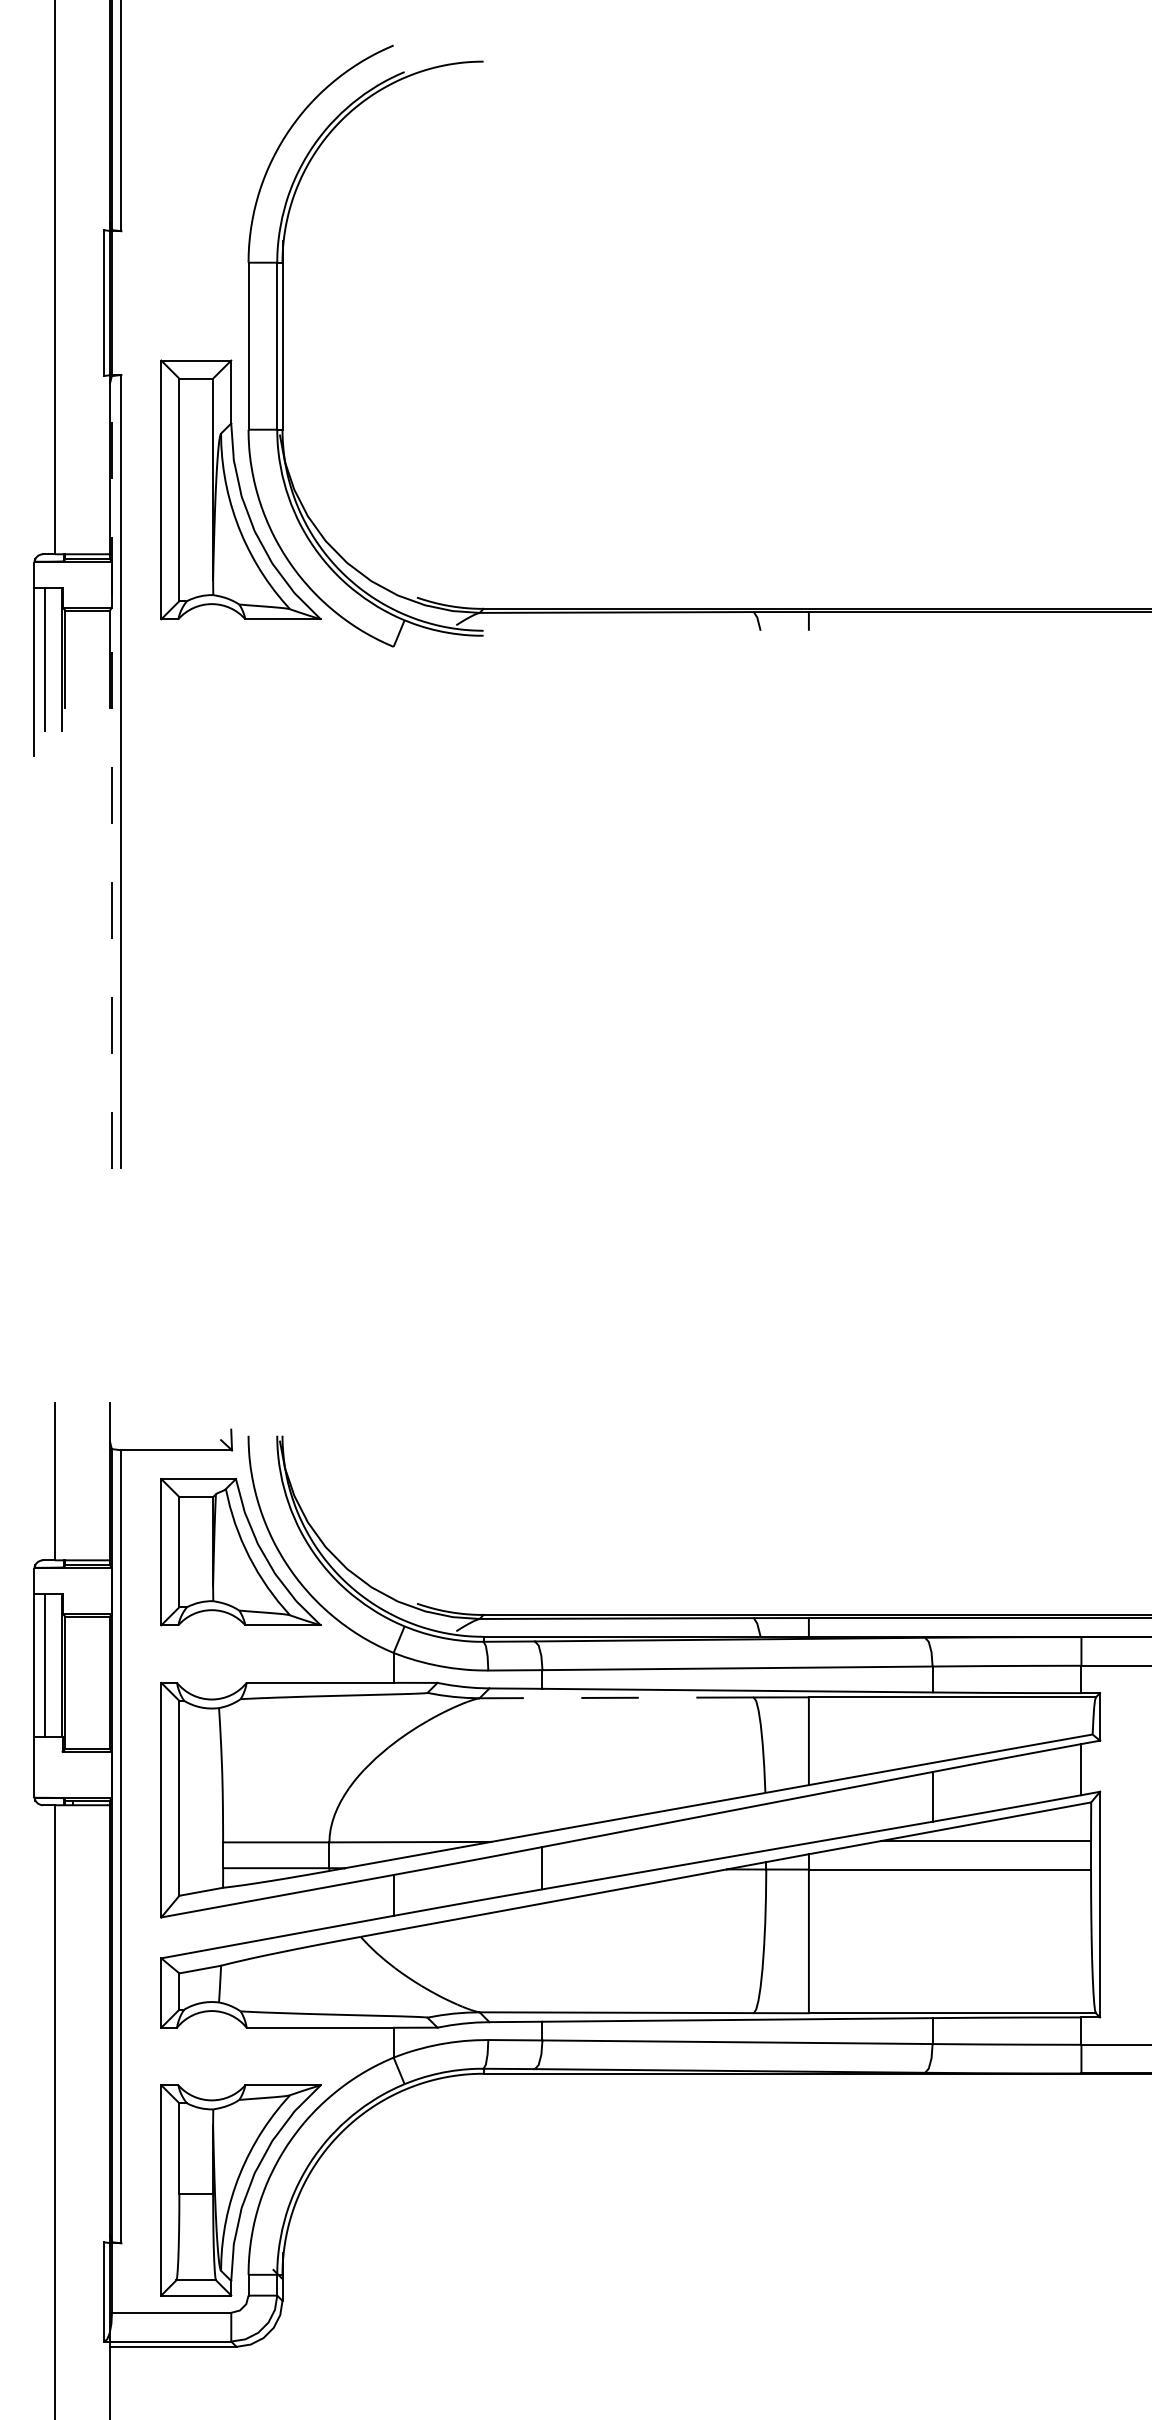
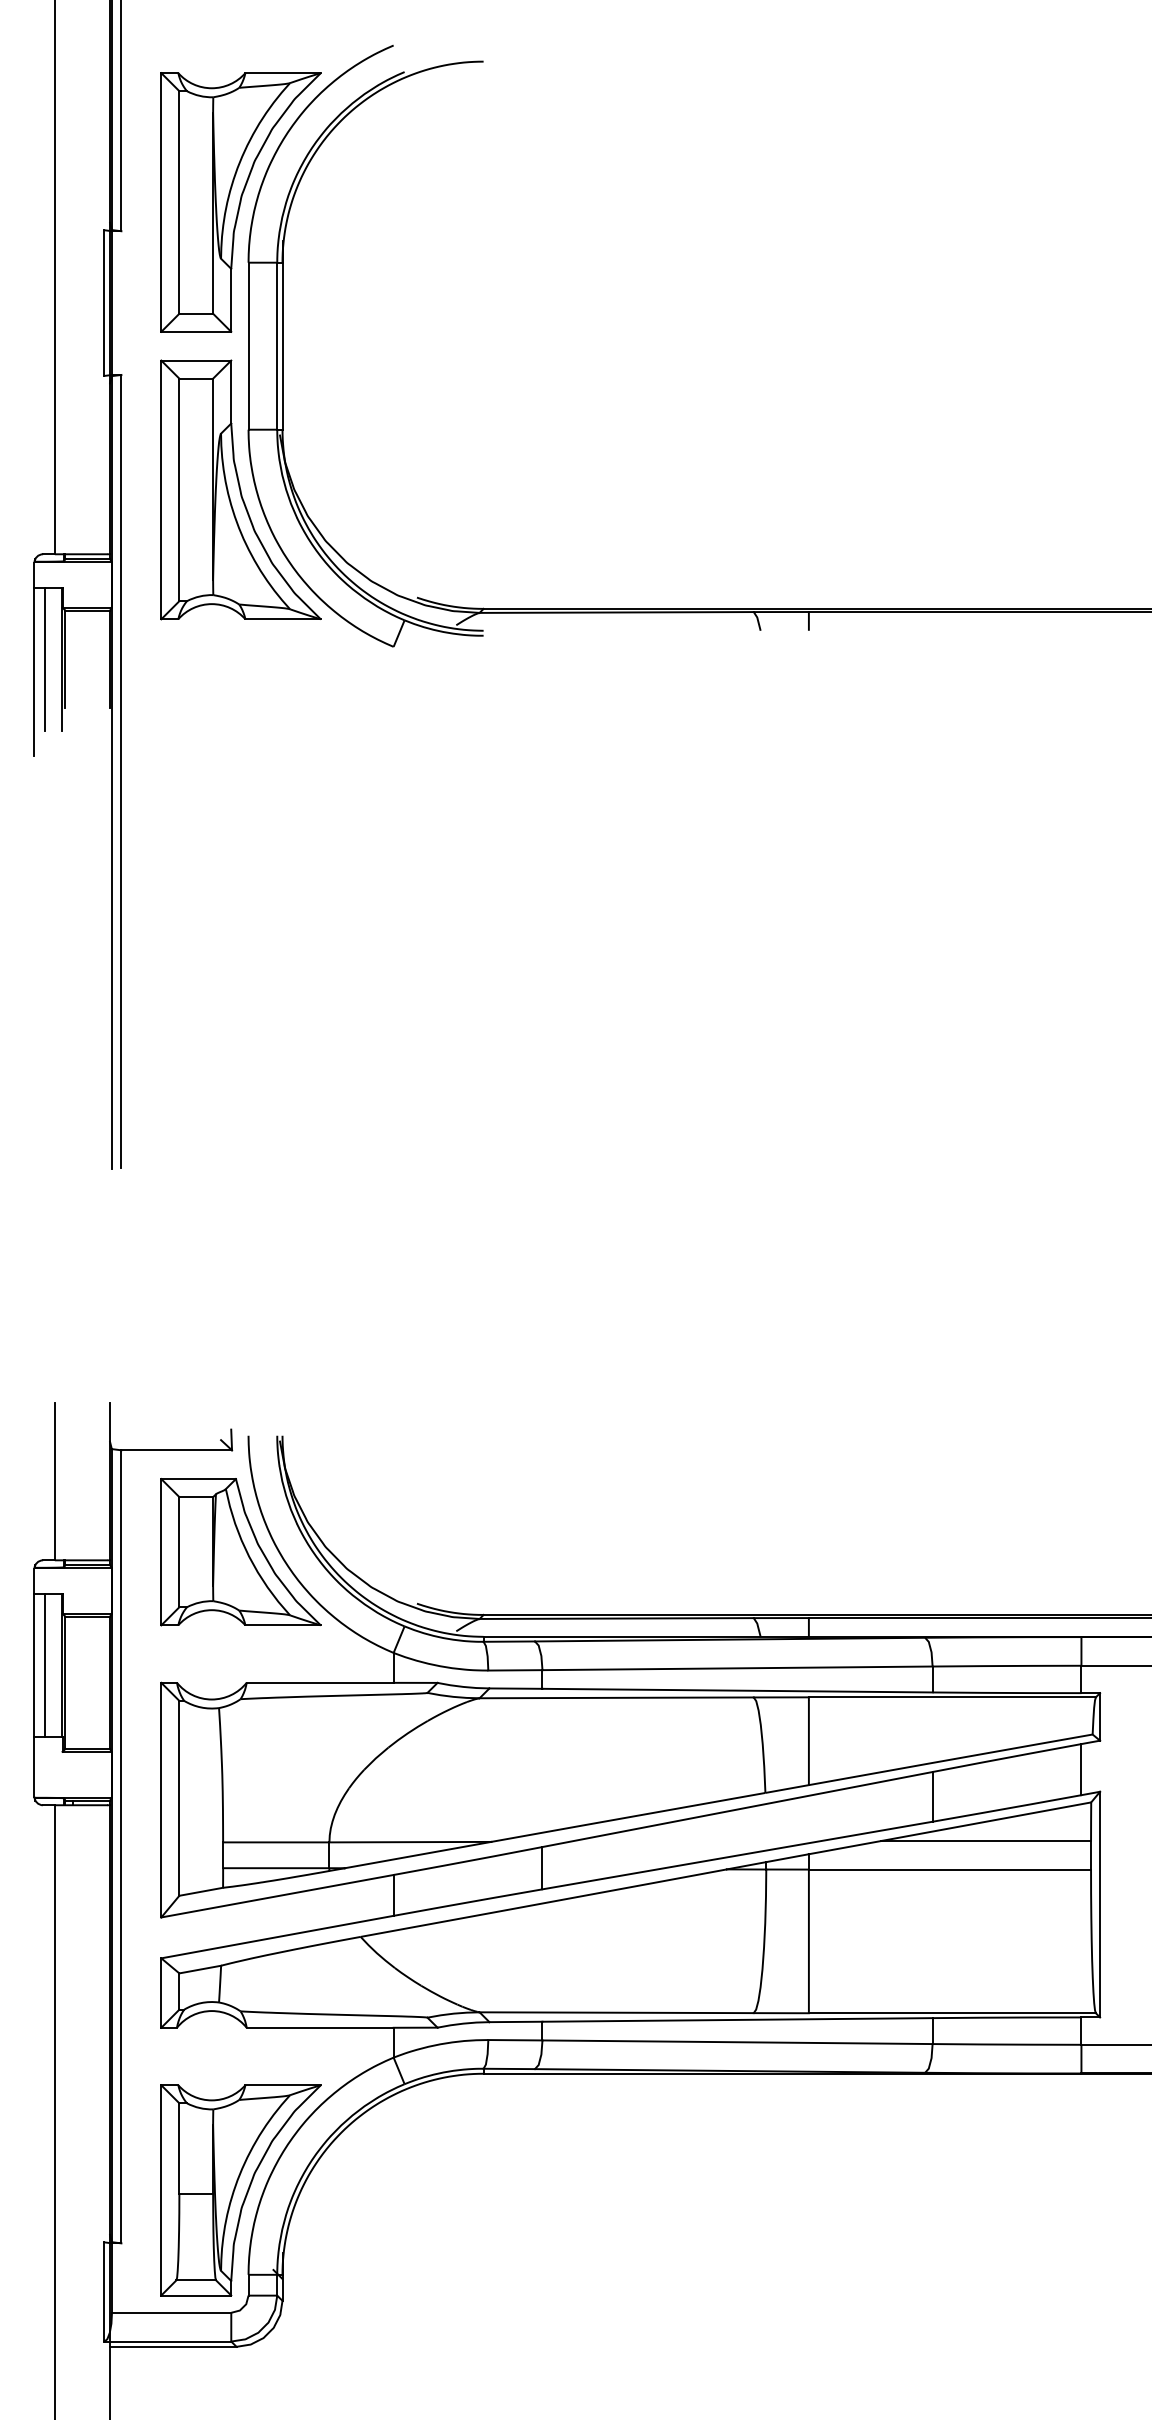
part: none -> present (240, 202)
line: dashed -> solid (111, 772)
line: dashed -> solid (616, 1697)
